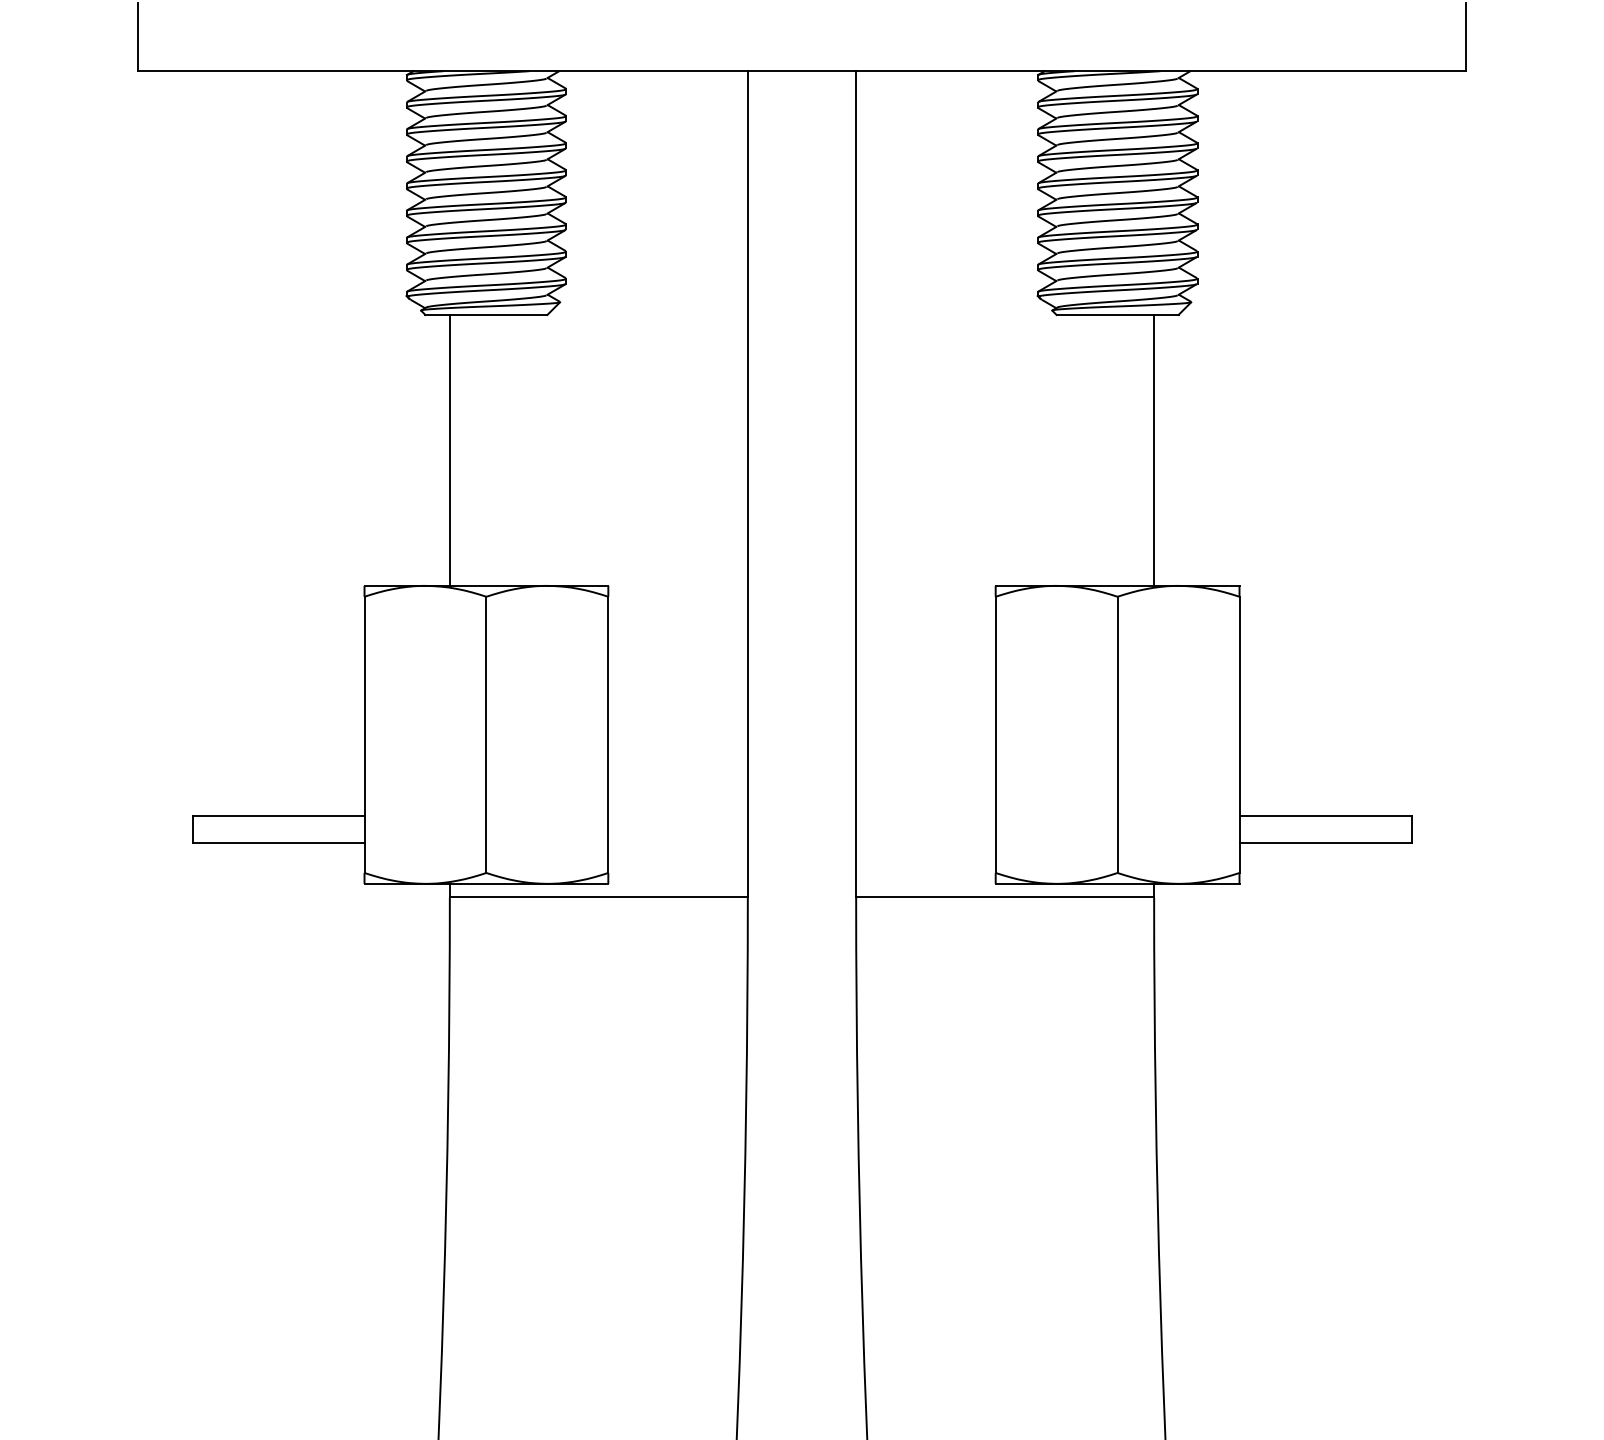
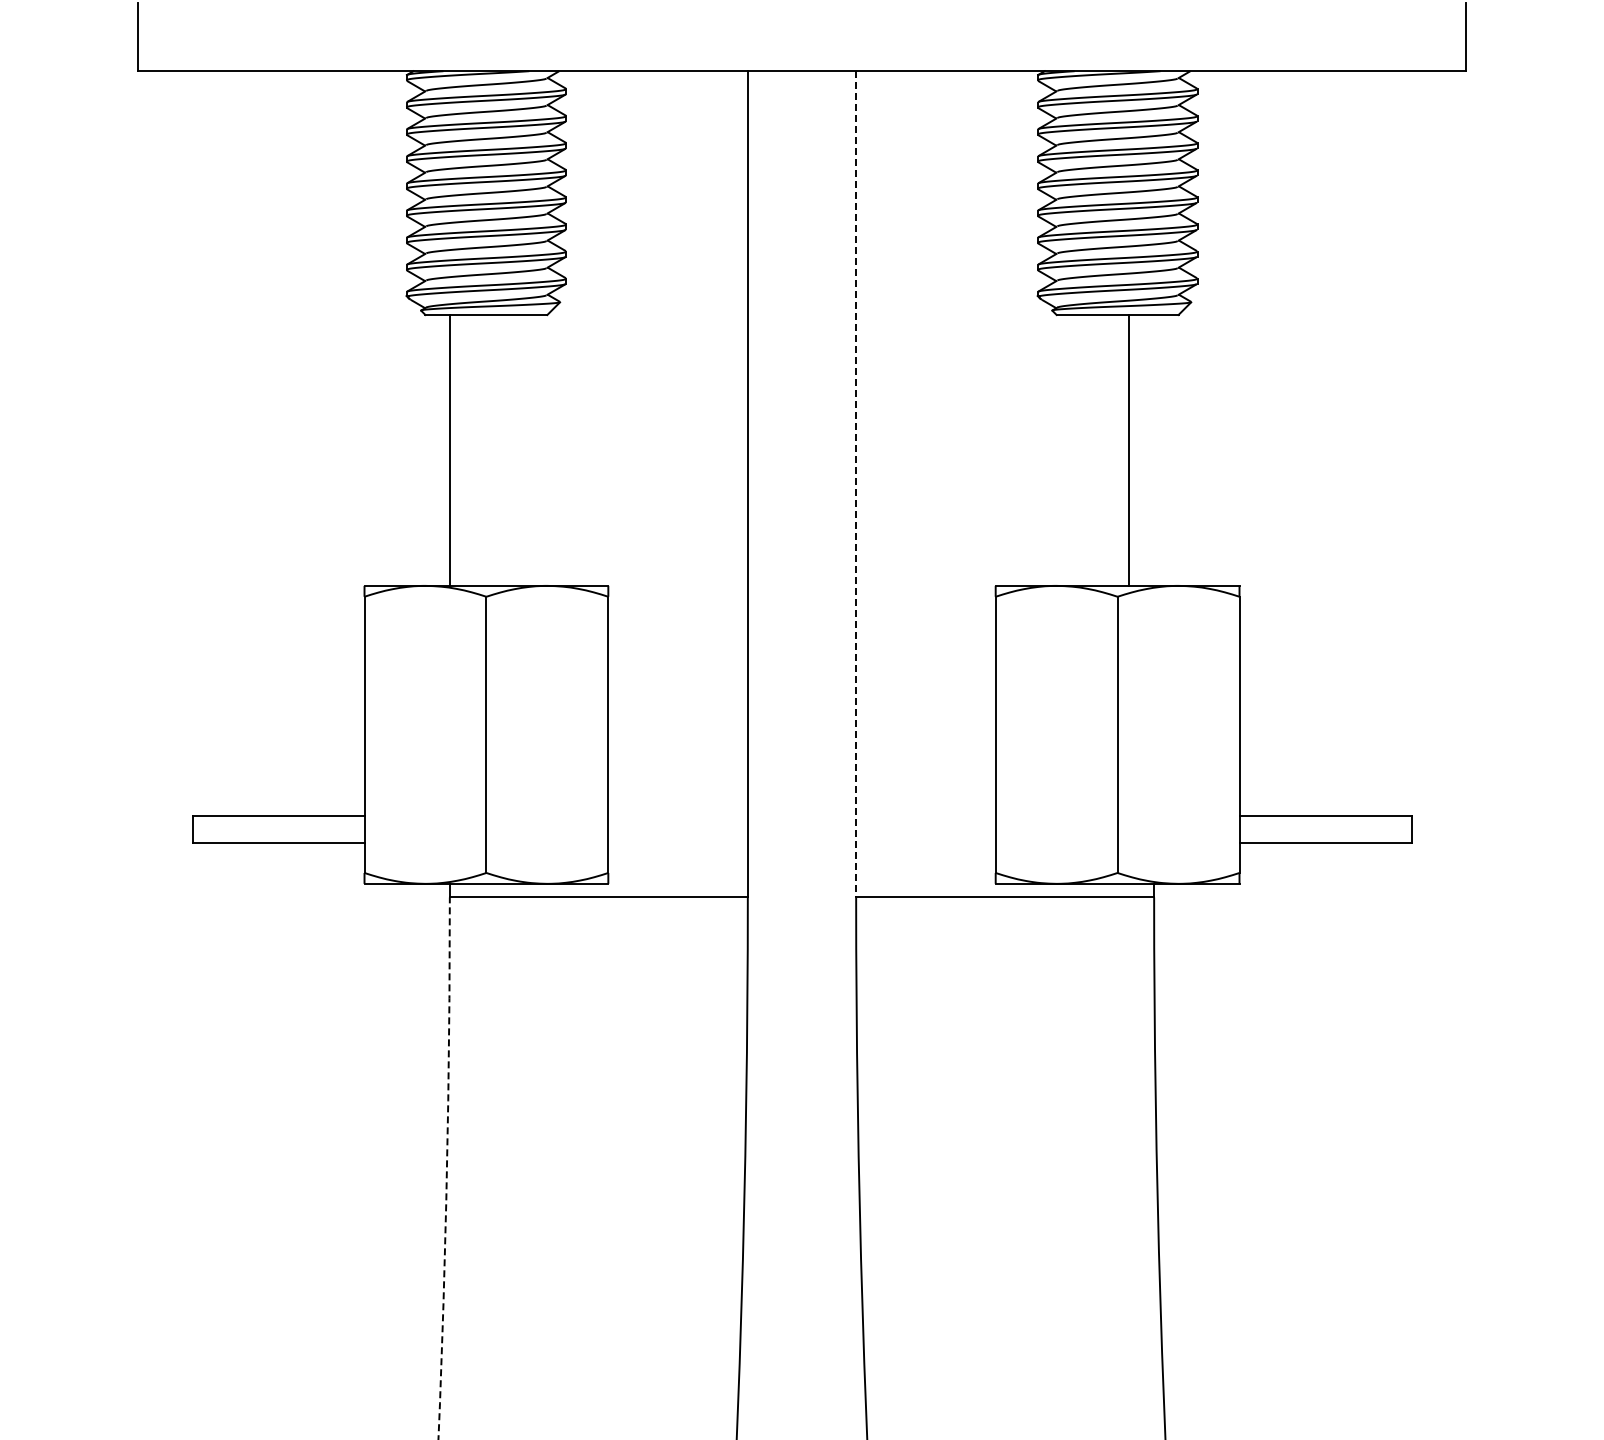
line position: (1154, 450) -> (1129, 450) (1129, 450)
line: solid -> dashed (856, 484)
arc: solid -> dashed (446, 1168)
